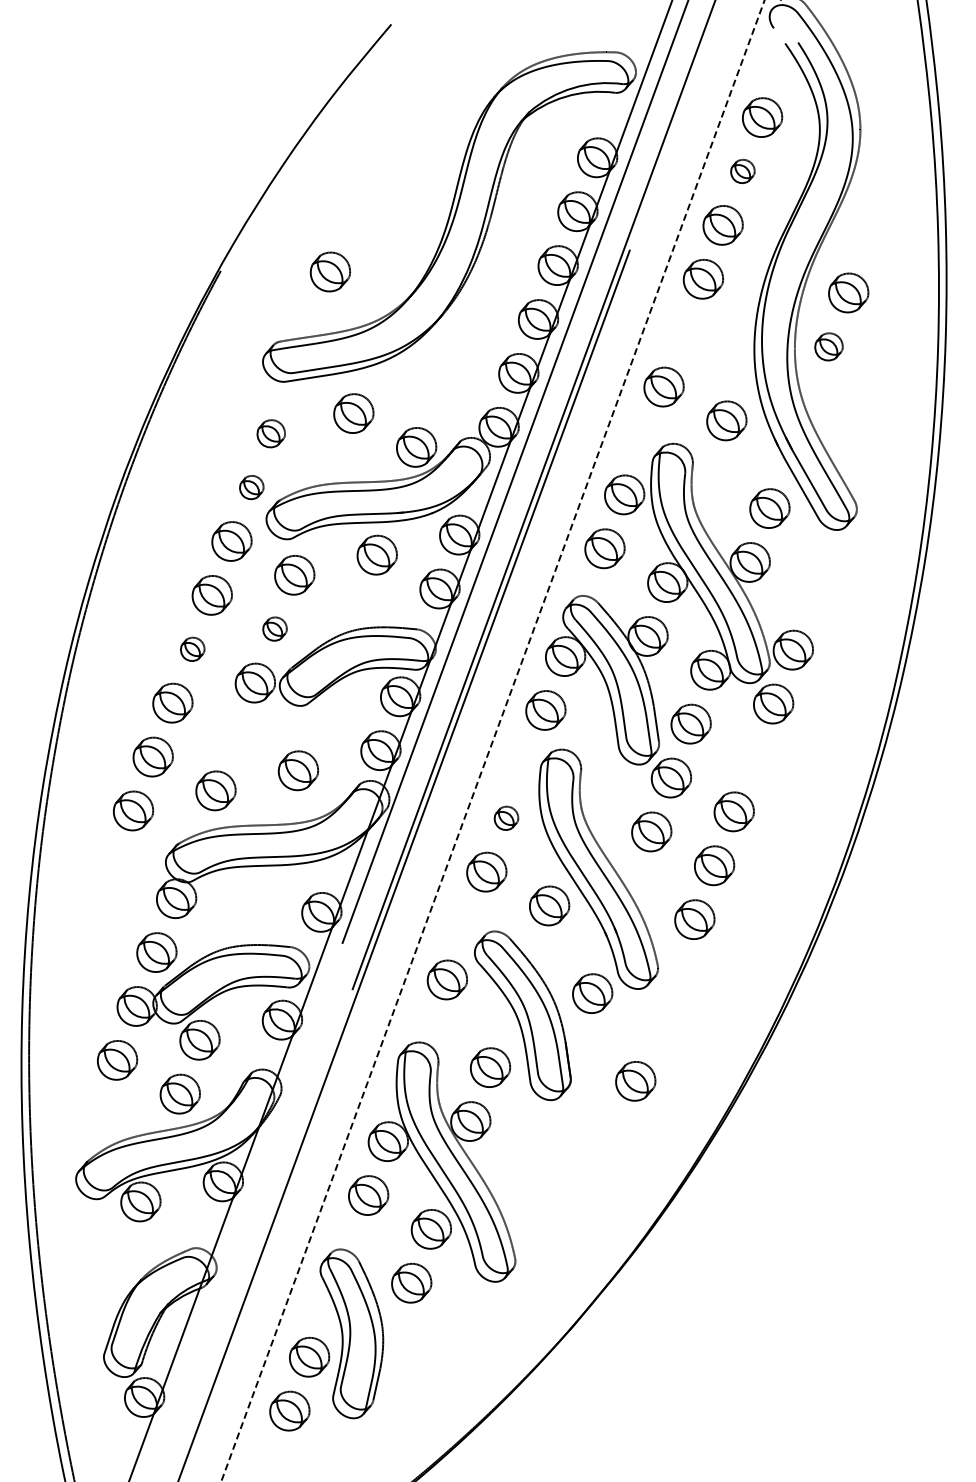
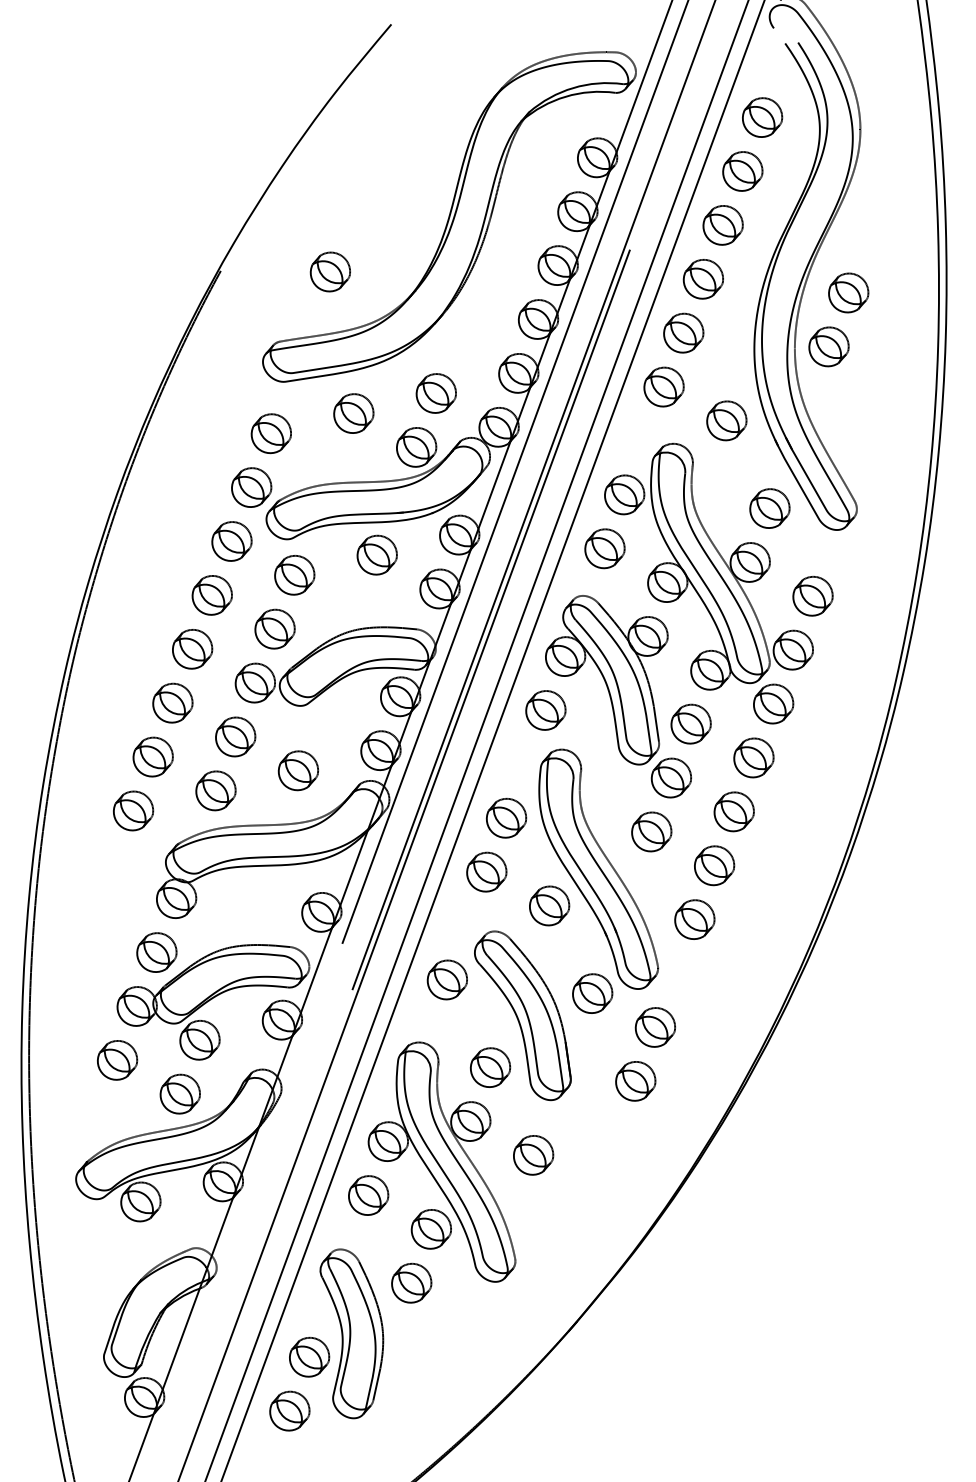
part size: 26x25 px -> 42x41 px (742, 171)
part: none -> present (683, 332)
part size: 30x30 px -> 42x42 px (828, 346)
part: none -> present (435, 393)
part size: 30x30 px -> 42x42 px (270, 433)
part size: 26x26 px -> 42x41 px (251, 487)
part: none -> present (812, 596)
part size: 26x26 px -> 42x42 px (274, 628)
part size: 26x26 px -> 42x41 px (192, 649)
part: none -> present (235, 736)
line: none -> present (476, 740)
line: dashed -> solid (492, 740)
part: none -> present (753, 757)
part size: 27x26 px -> 43x41 px (506, 818)
part: none -> present (654, 1027)
part: none -> present (533, 1155)
